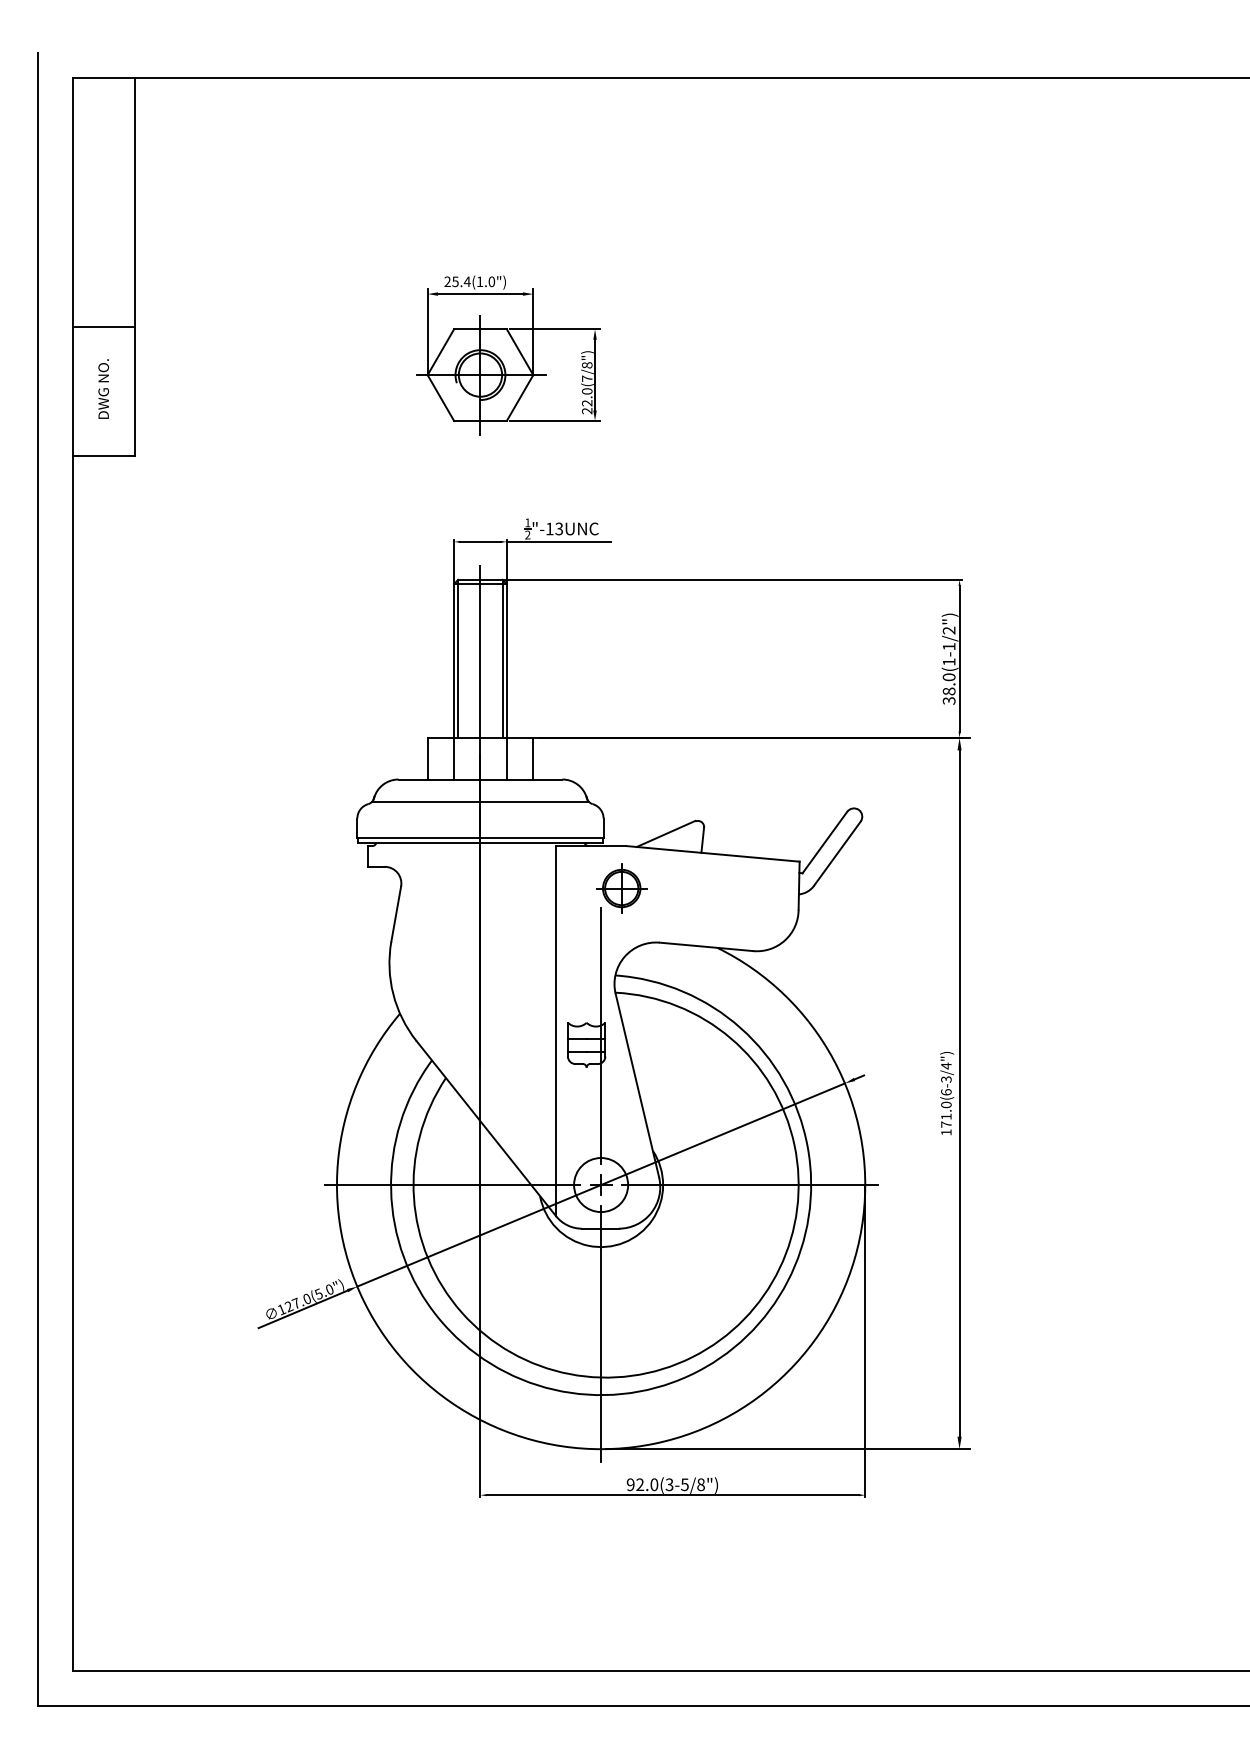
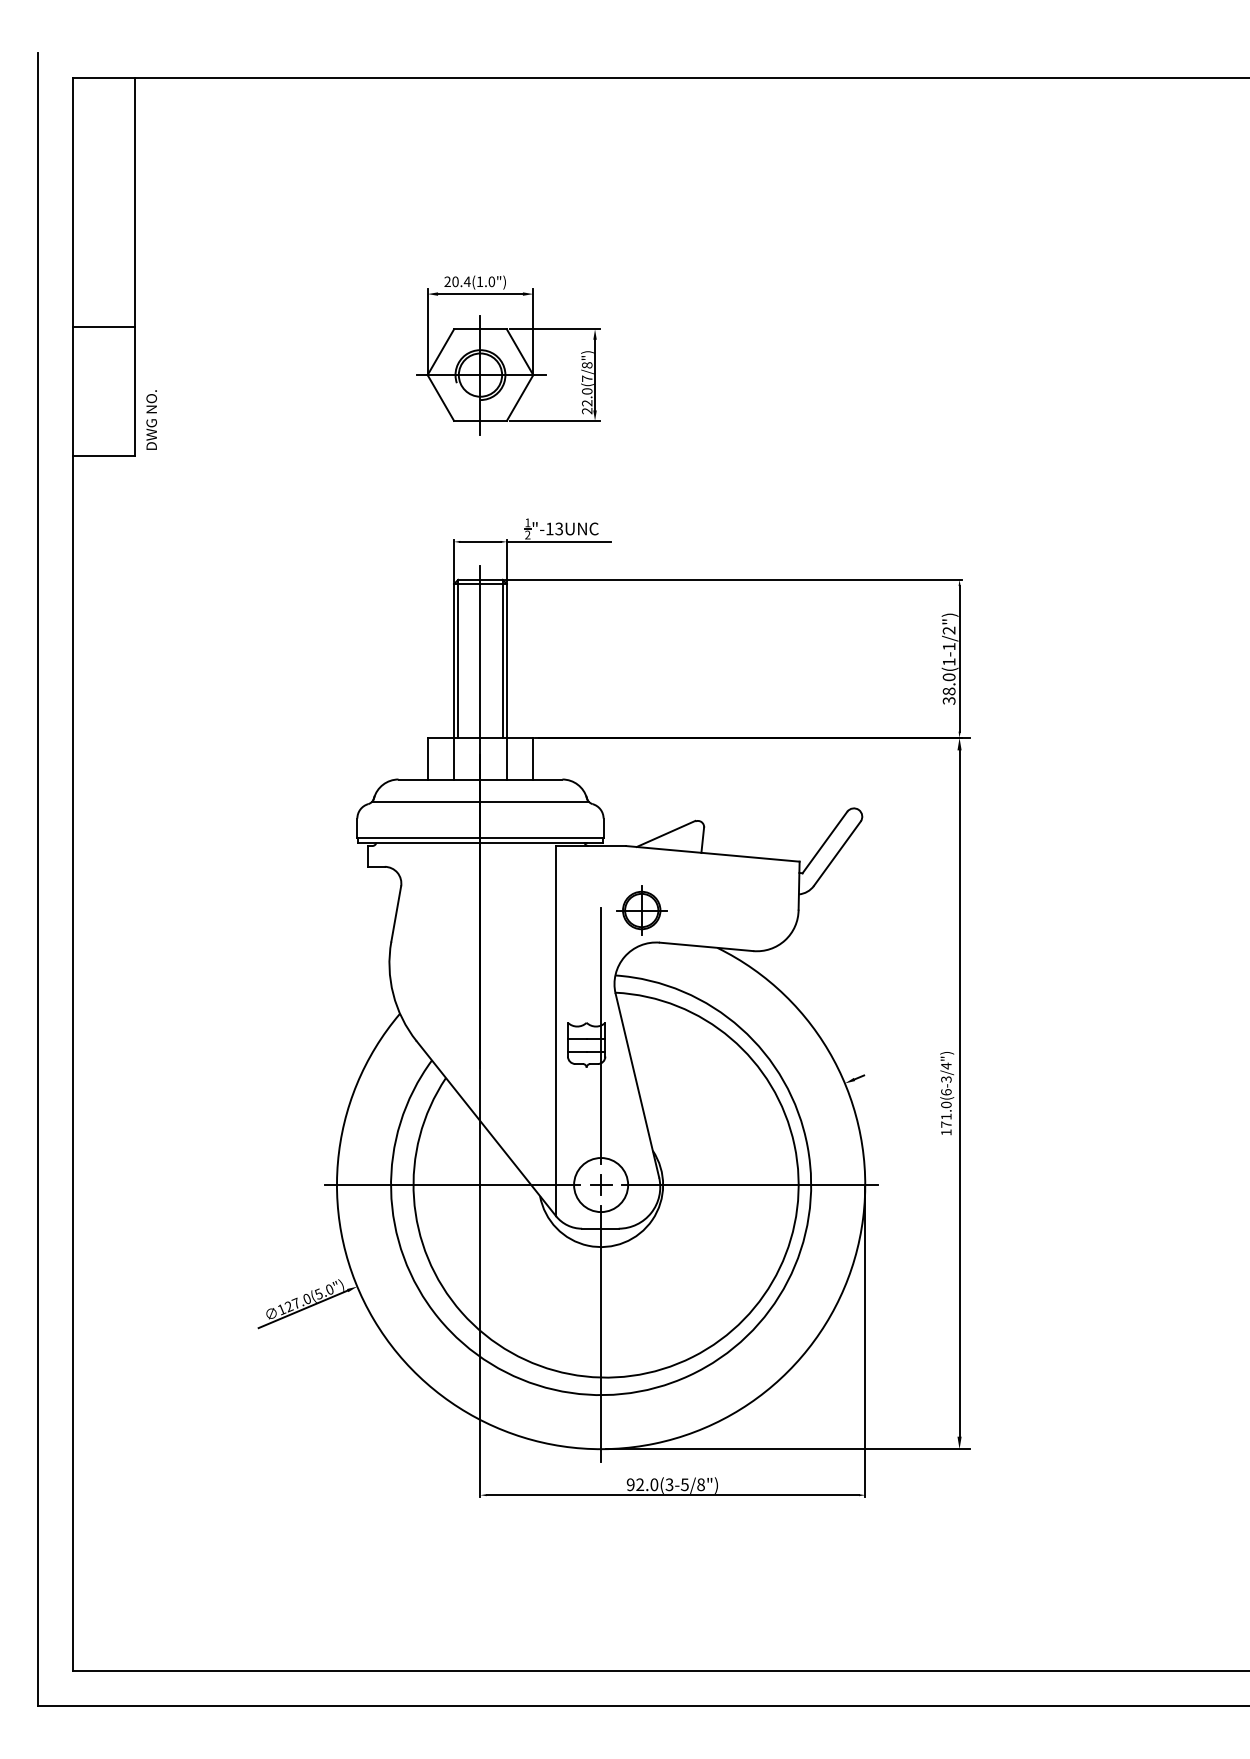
text: 25.4(1.0") -> 20.4(1.0") (455, 281)
text position: (103, 388) -> (151, 419) (151, 419)
part position: (621, 888) -> (641, 910) (641, 910)
line: present -> none (600, 1184)
